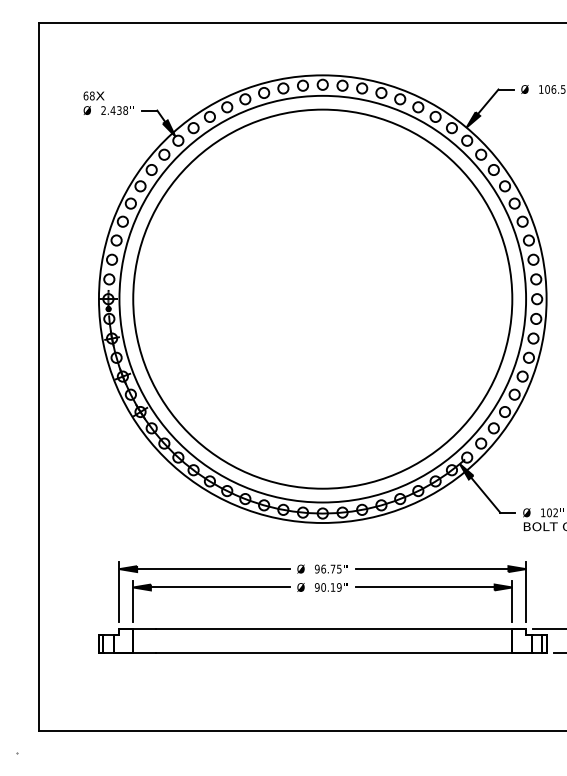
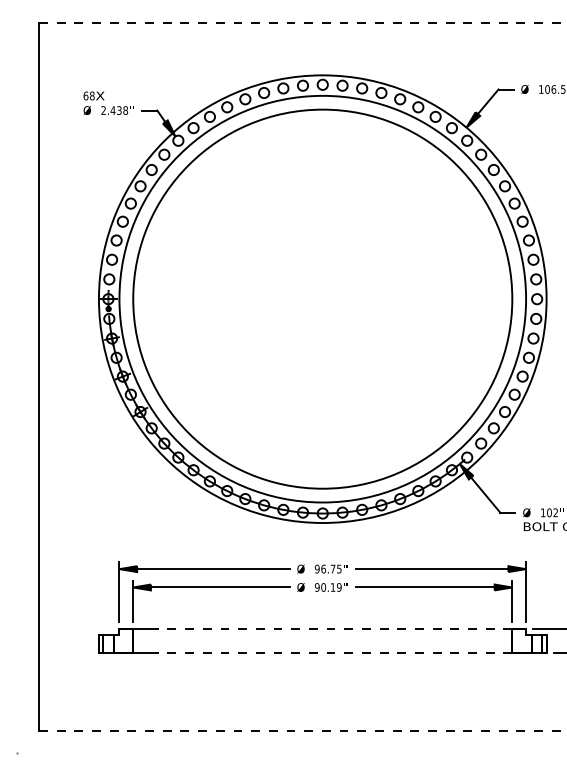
line: solid -> dashed (302, 23)
line: solid -> dashed (334, 628)
line: solid -> dashed (334, 652)
line: solid -> dashed (302, 730)
